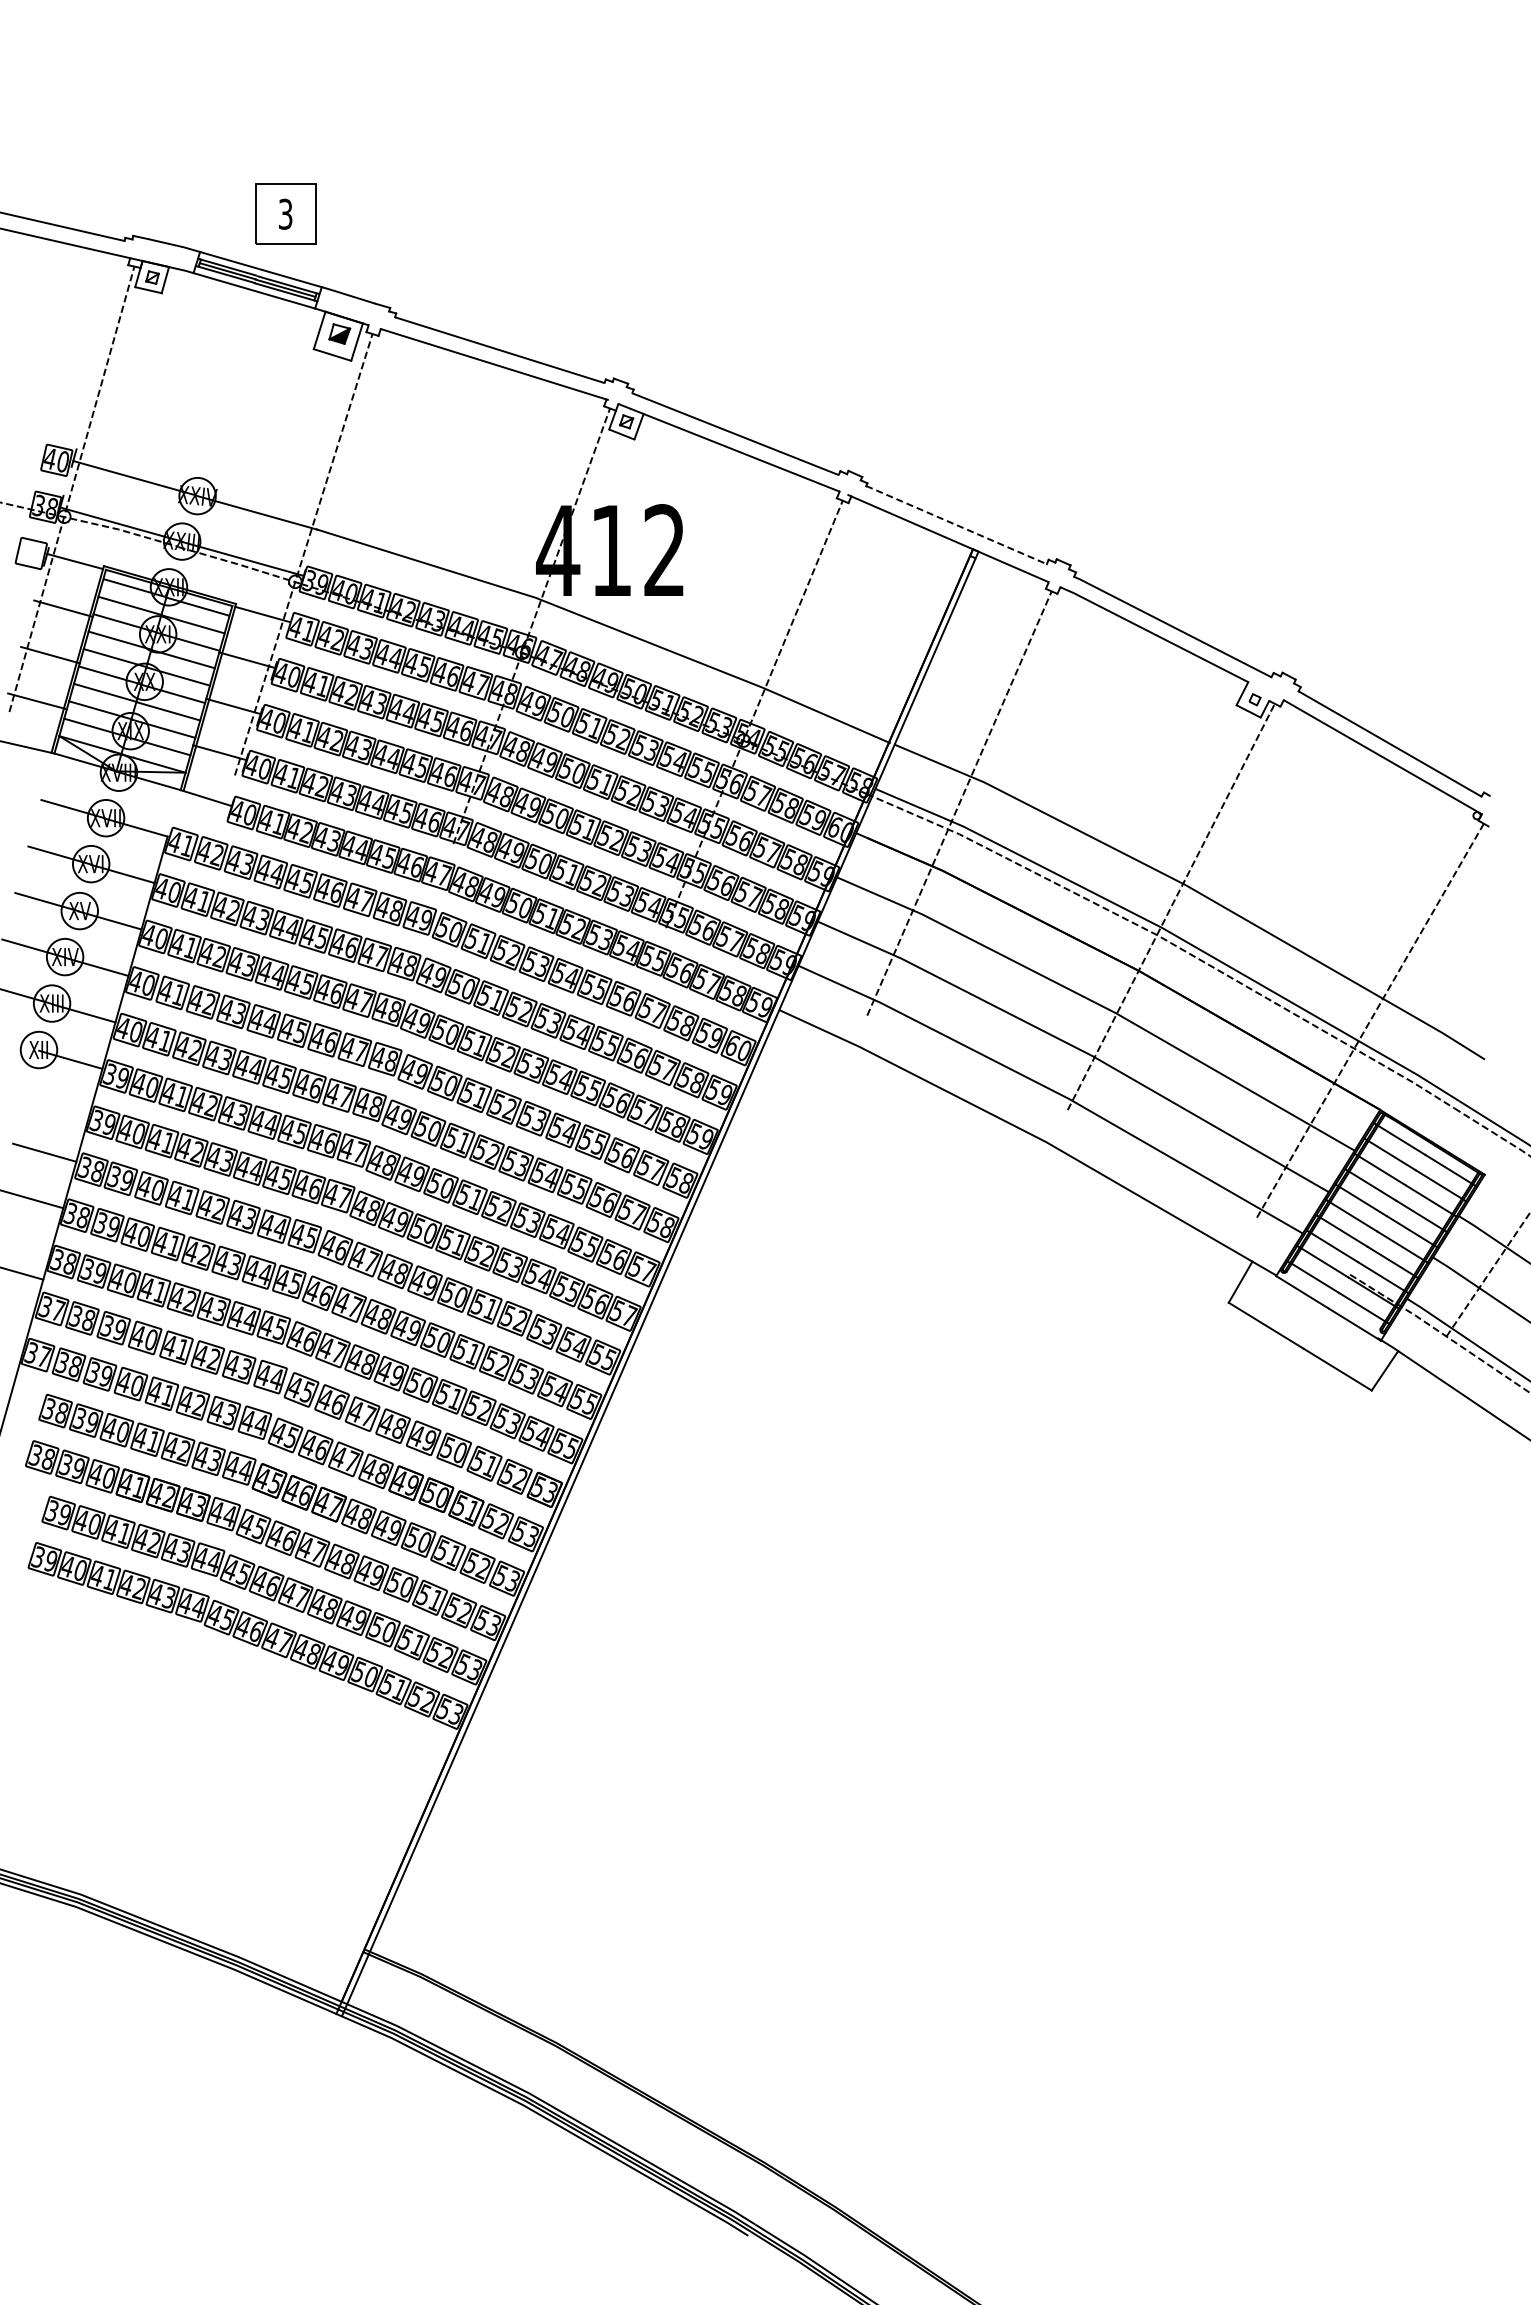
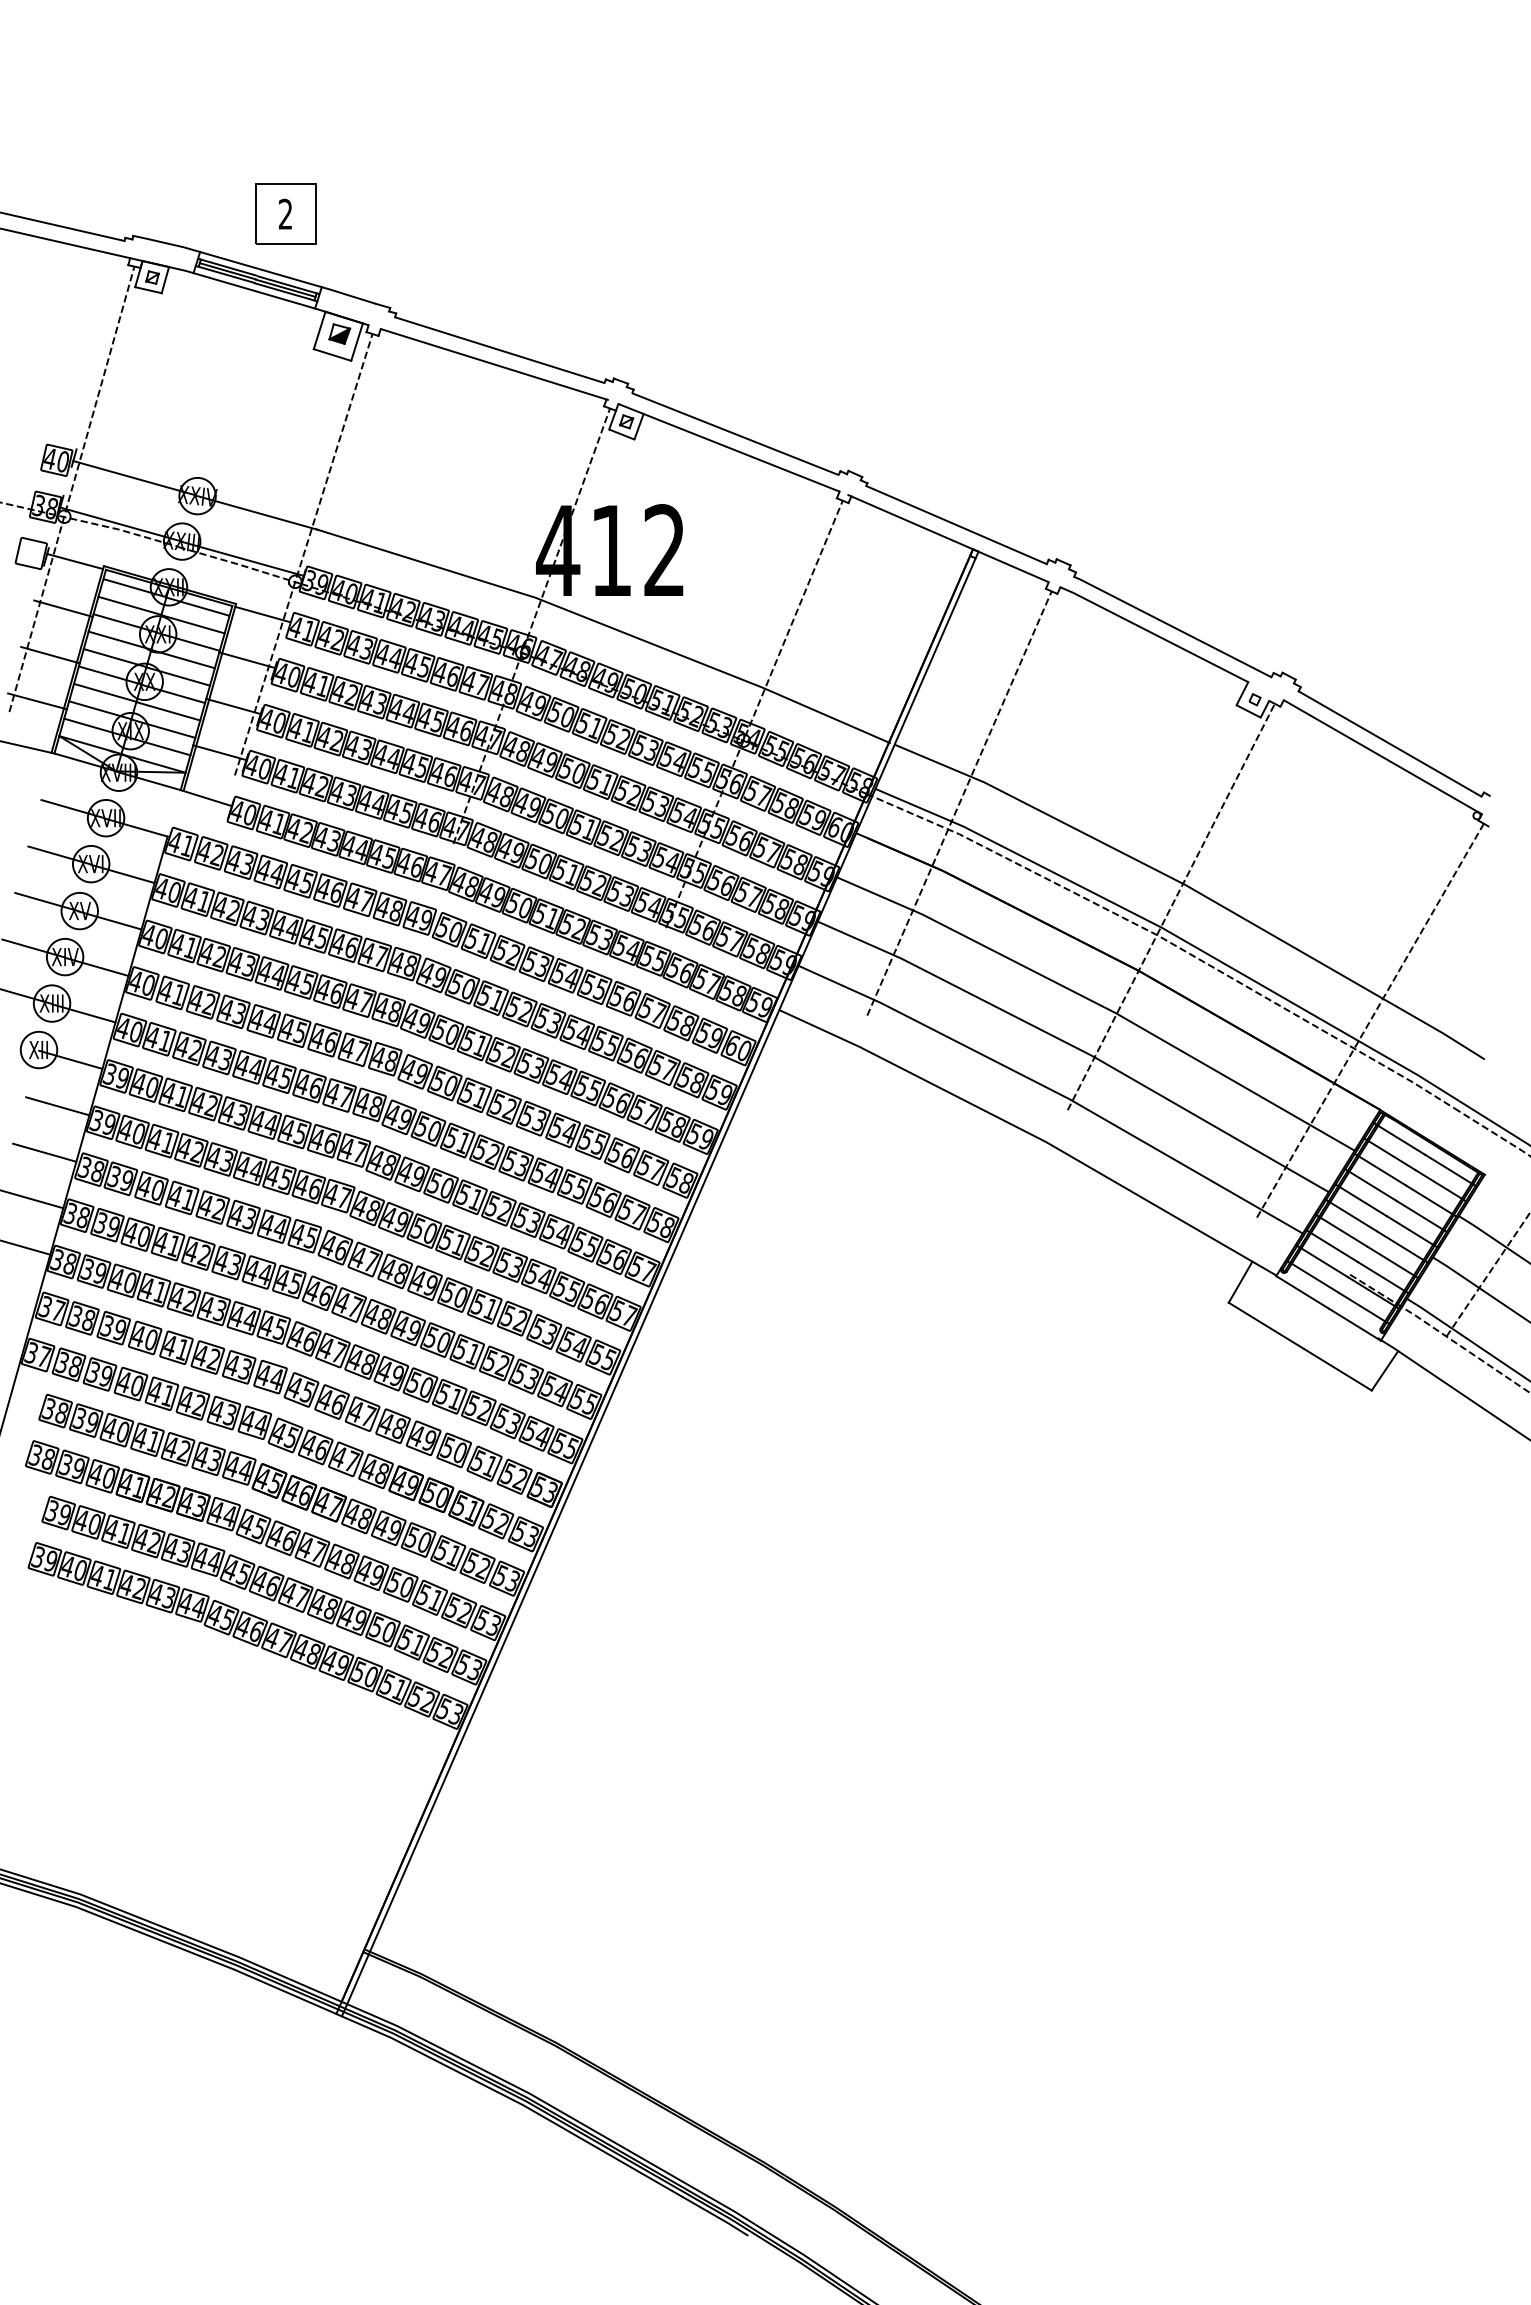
text: 3 -> 2 (285, 214)
line: dashed -> solid (956, 524)
line: none -> present (57, 1106)
line position: (22, 1273) -> (26, 1247) (26, 1247)
